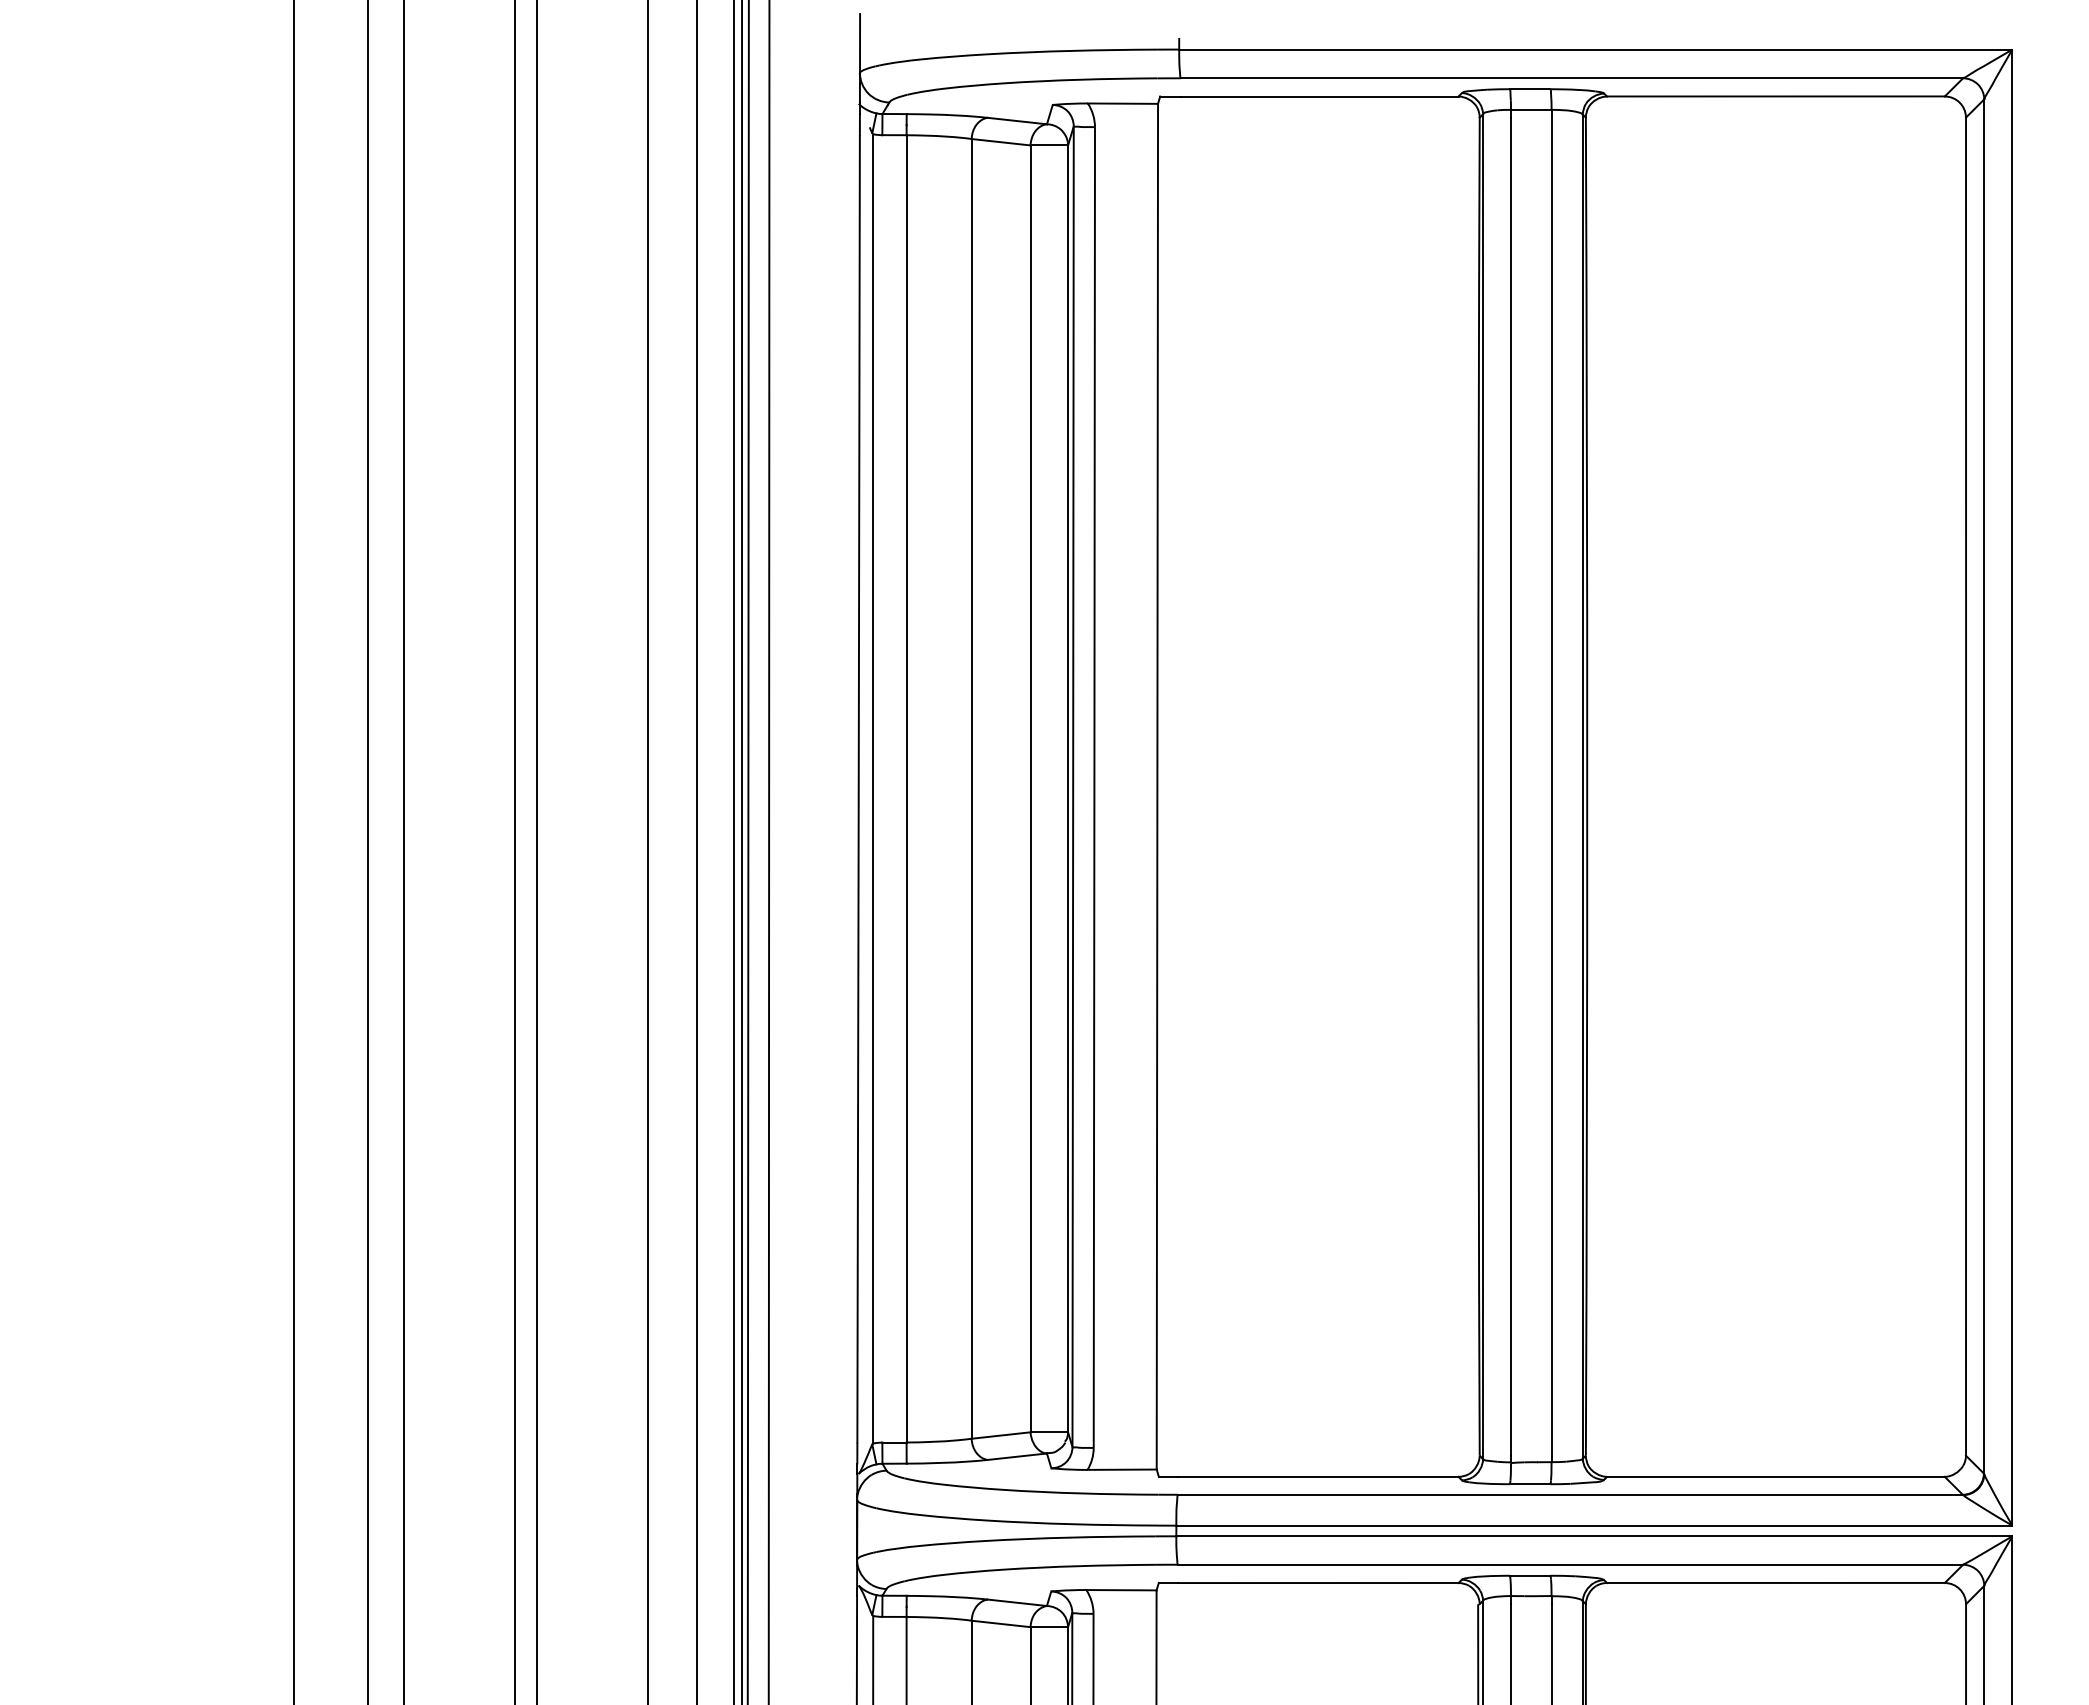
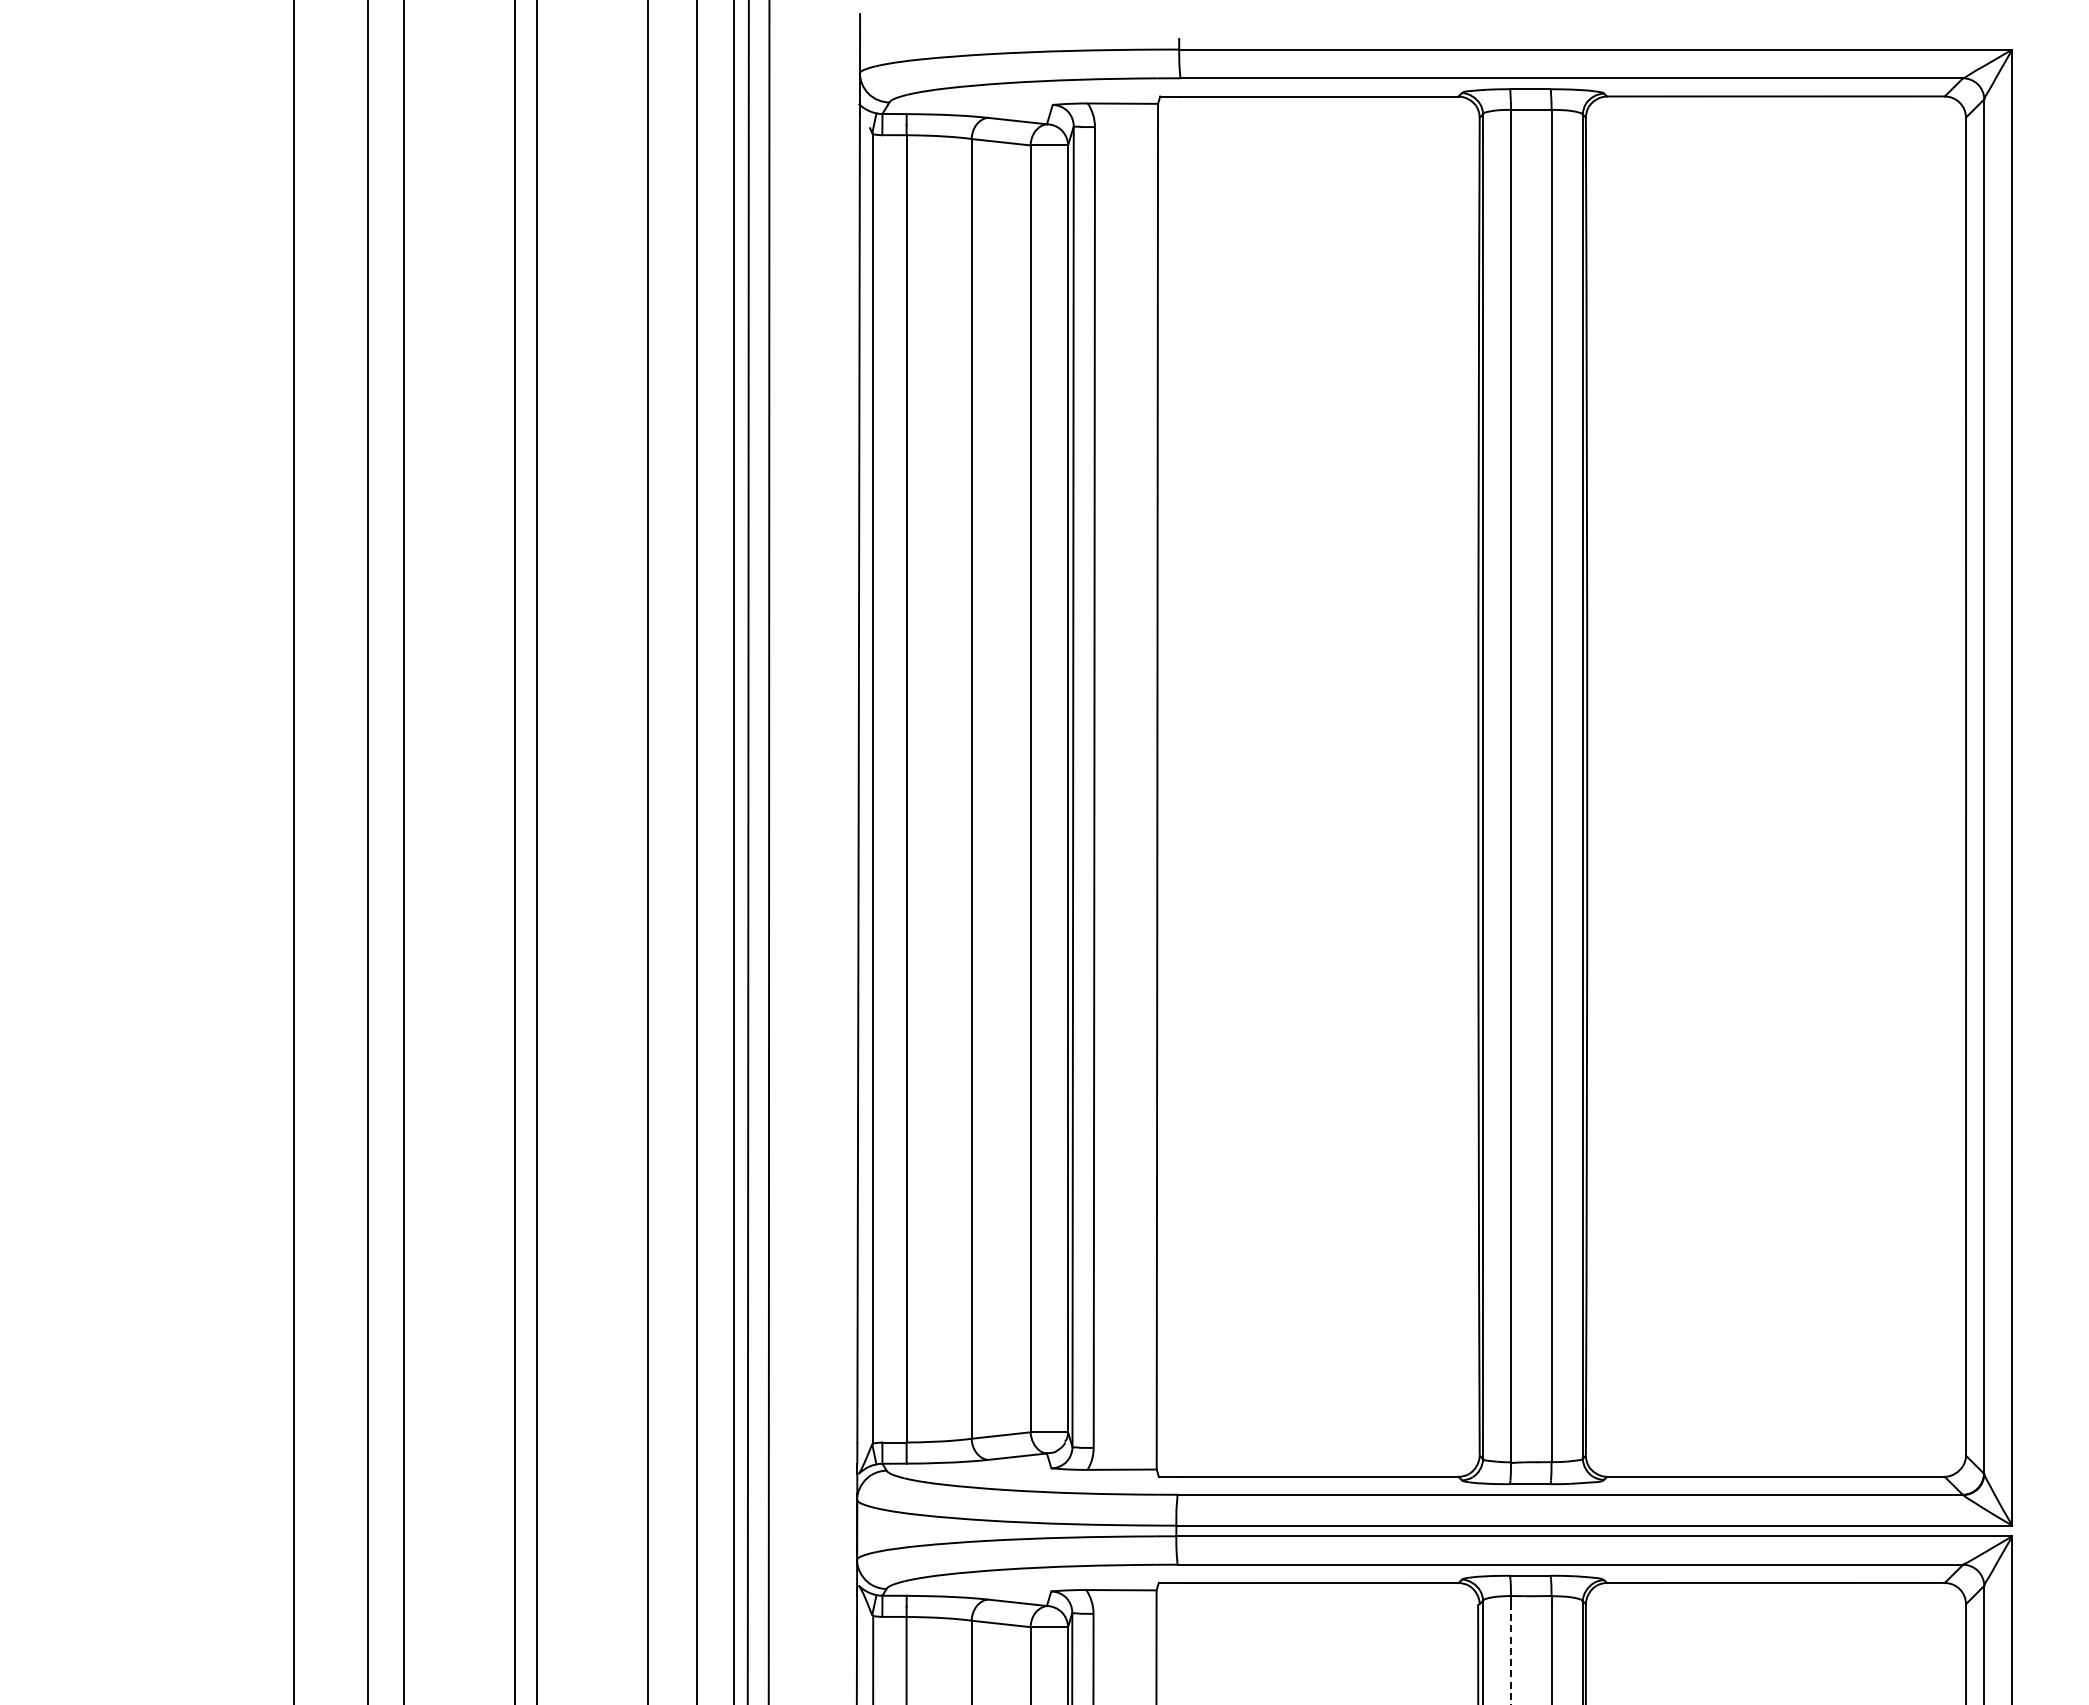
line: present -> none (741, 851)
line: solid -> dashed (1511, 1654)
